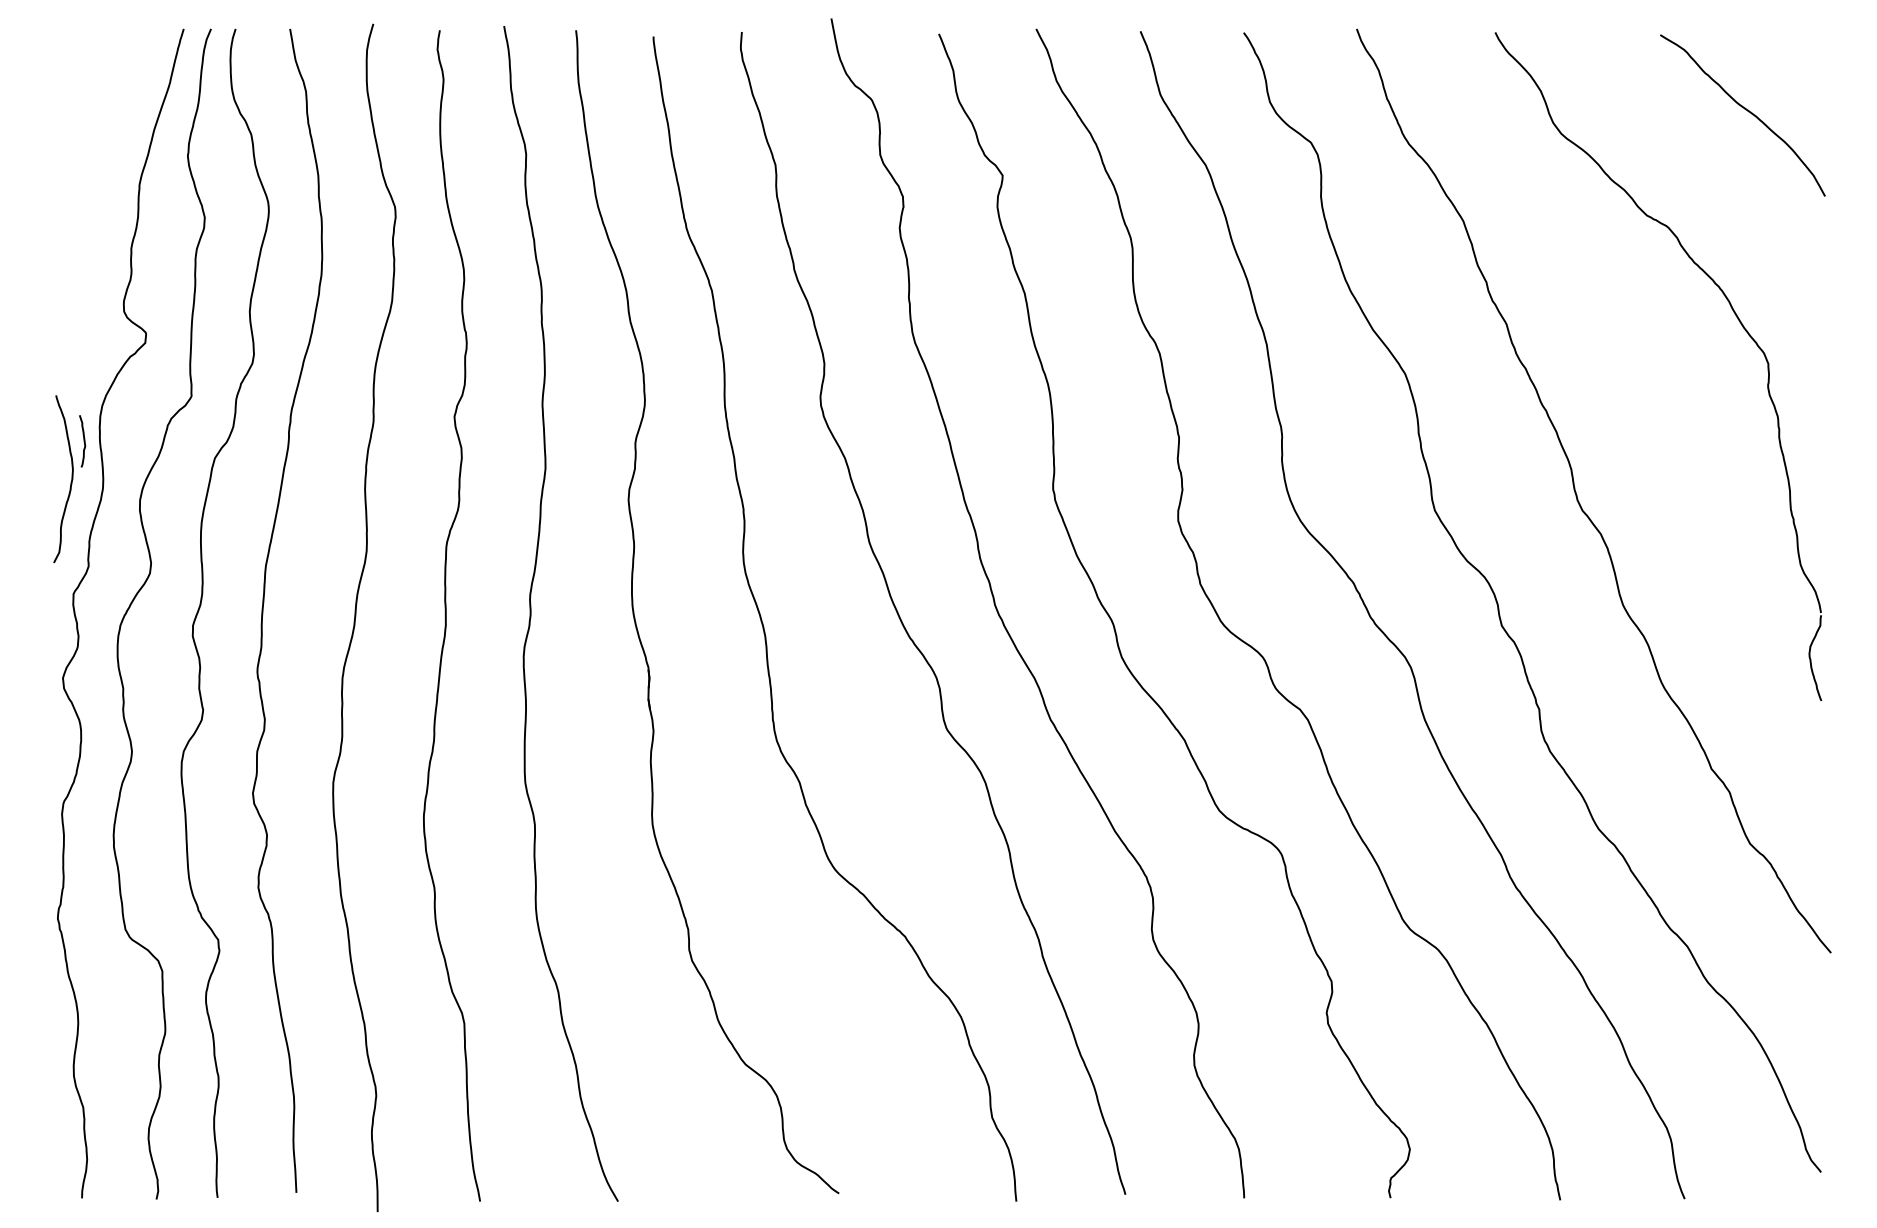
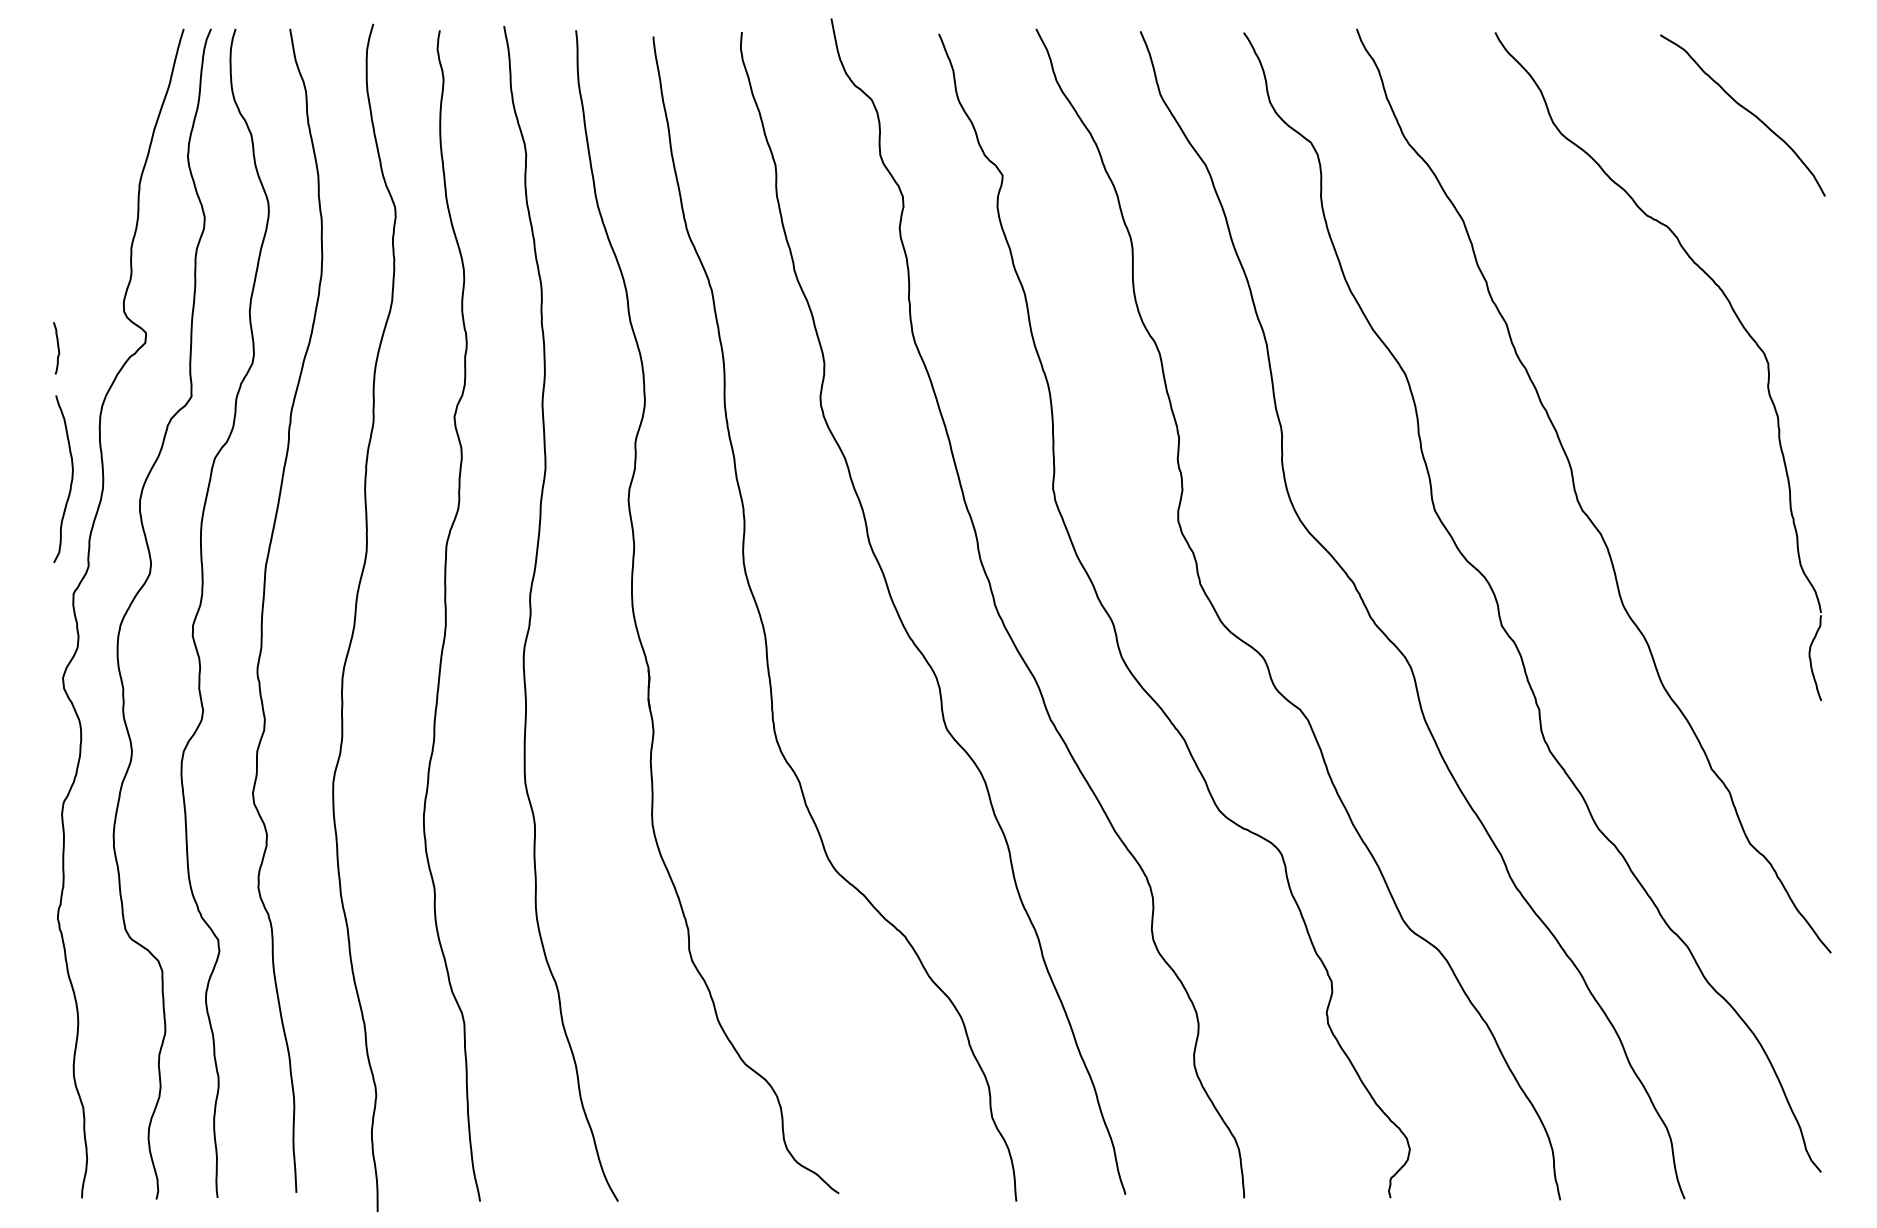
curve position: (83, 441) -> (57, 348) (57, 348)
